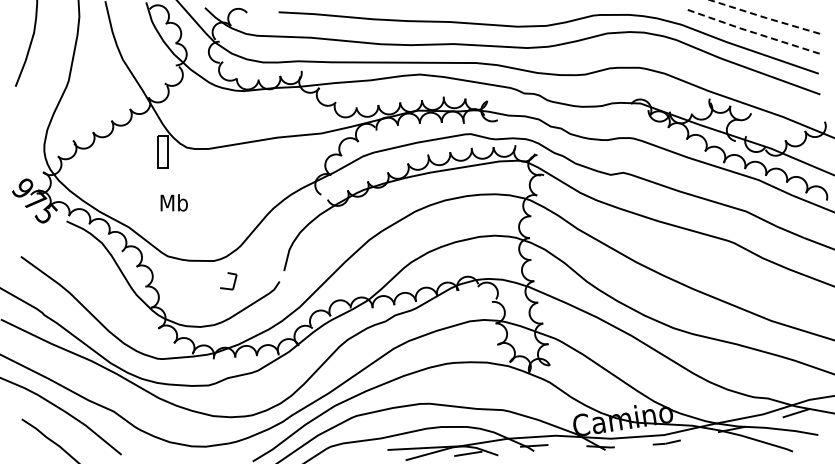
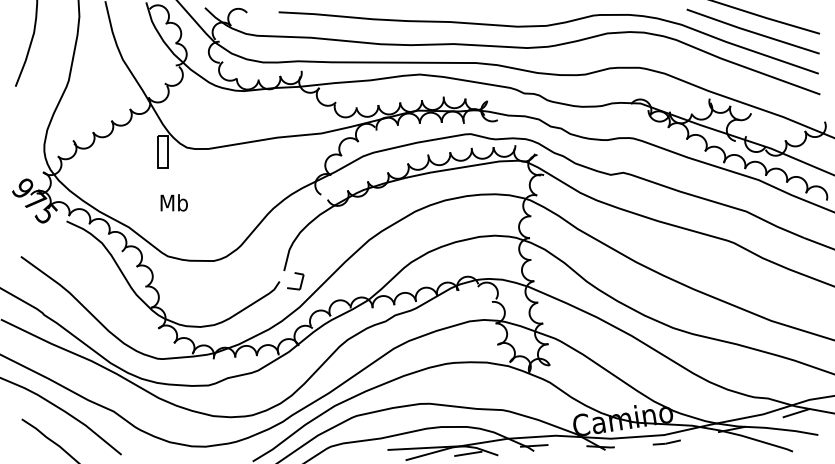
line: dashed -> solid (764, 17)
line: dashed -> solid (752, 32)
part position: (228, 281) -> (295, 281) (295, 281)
